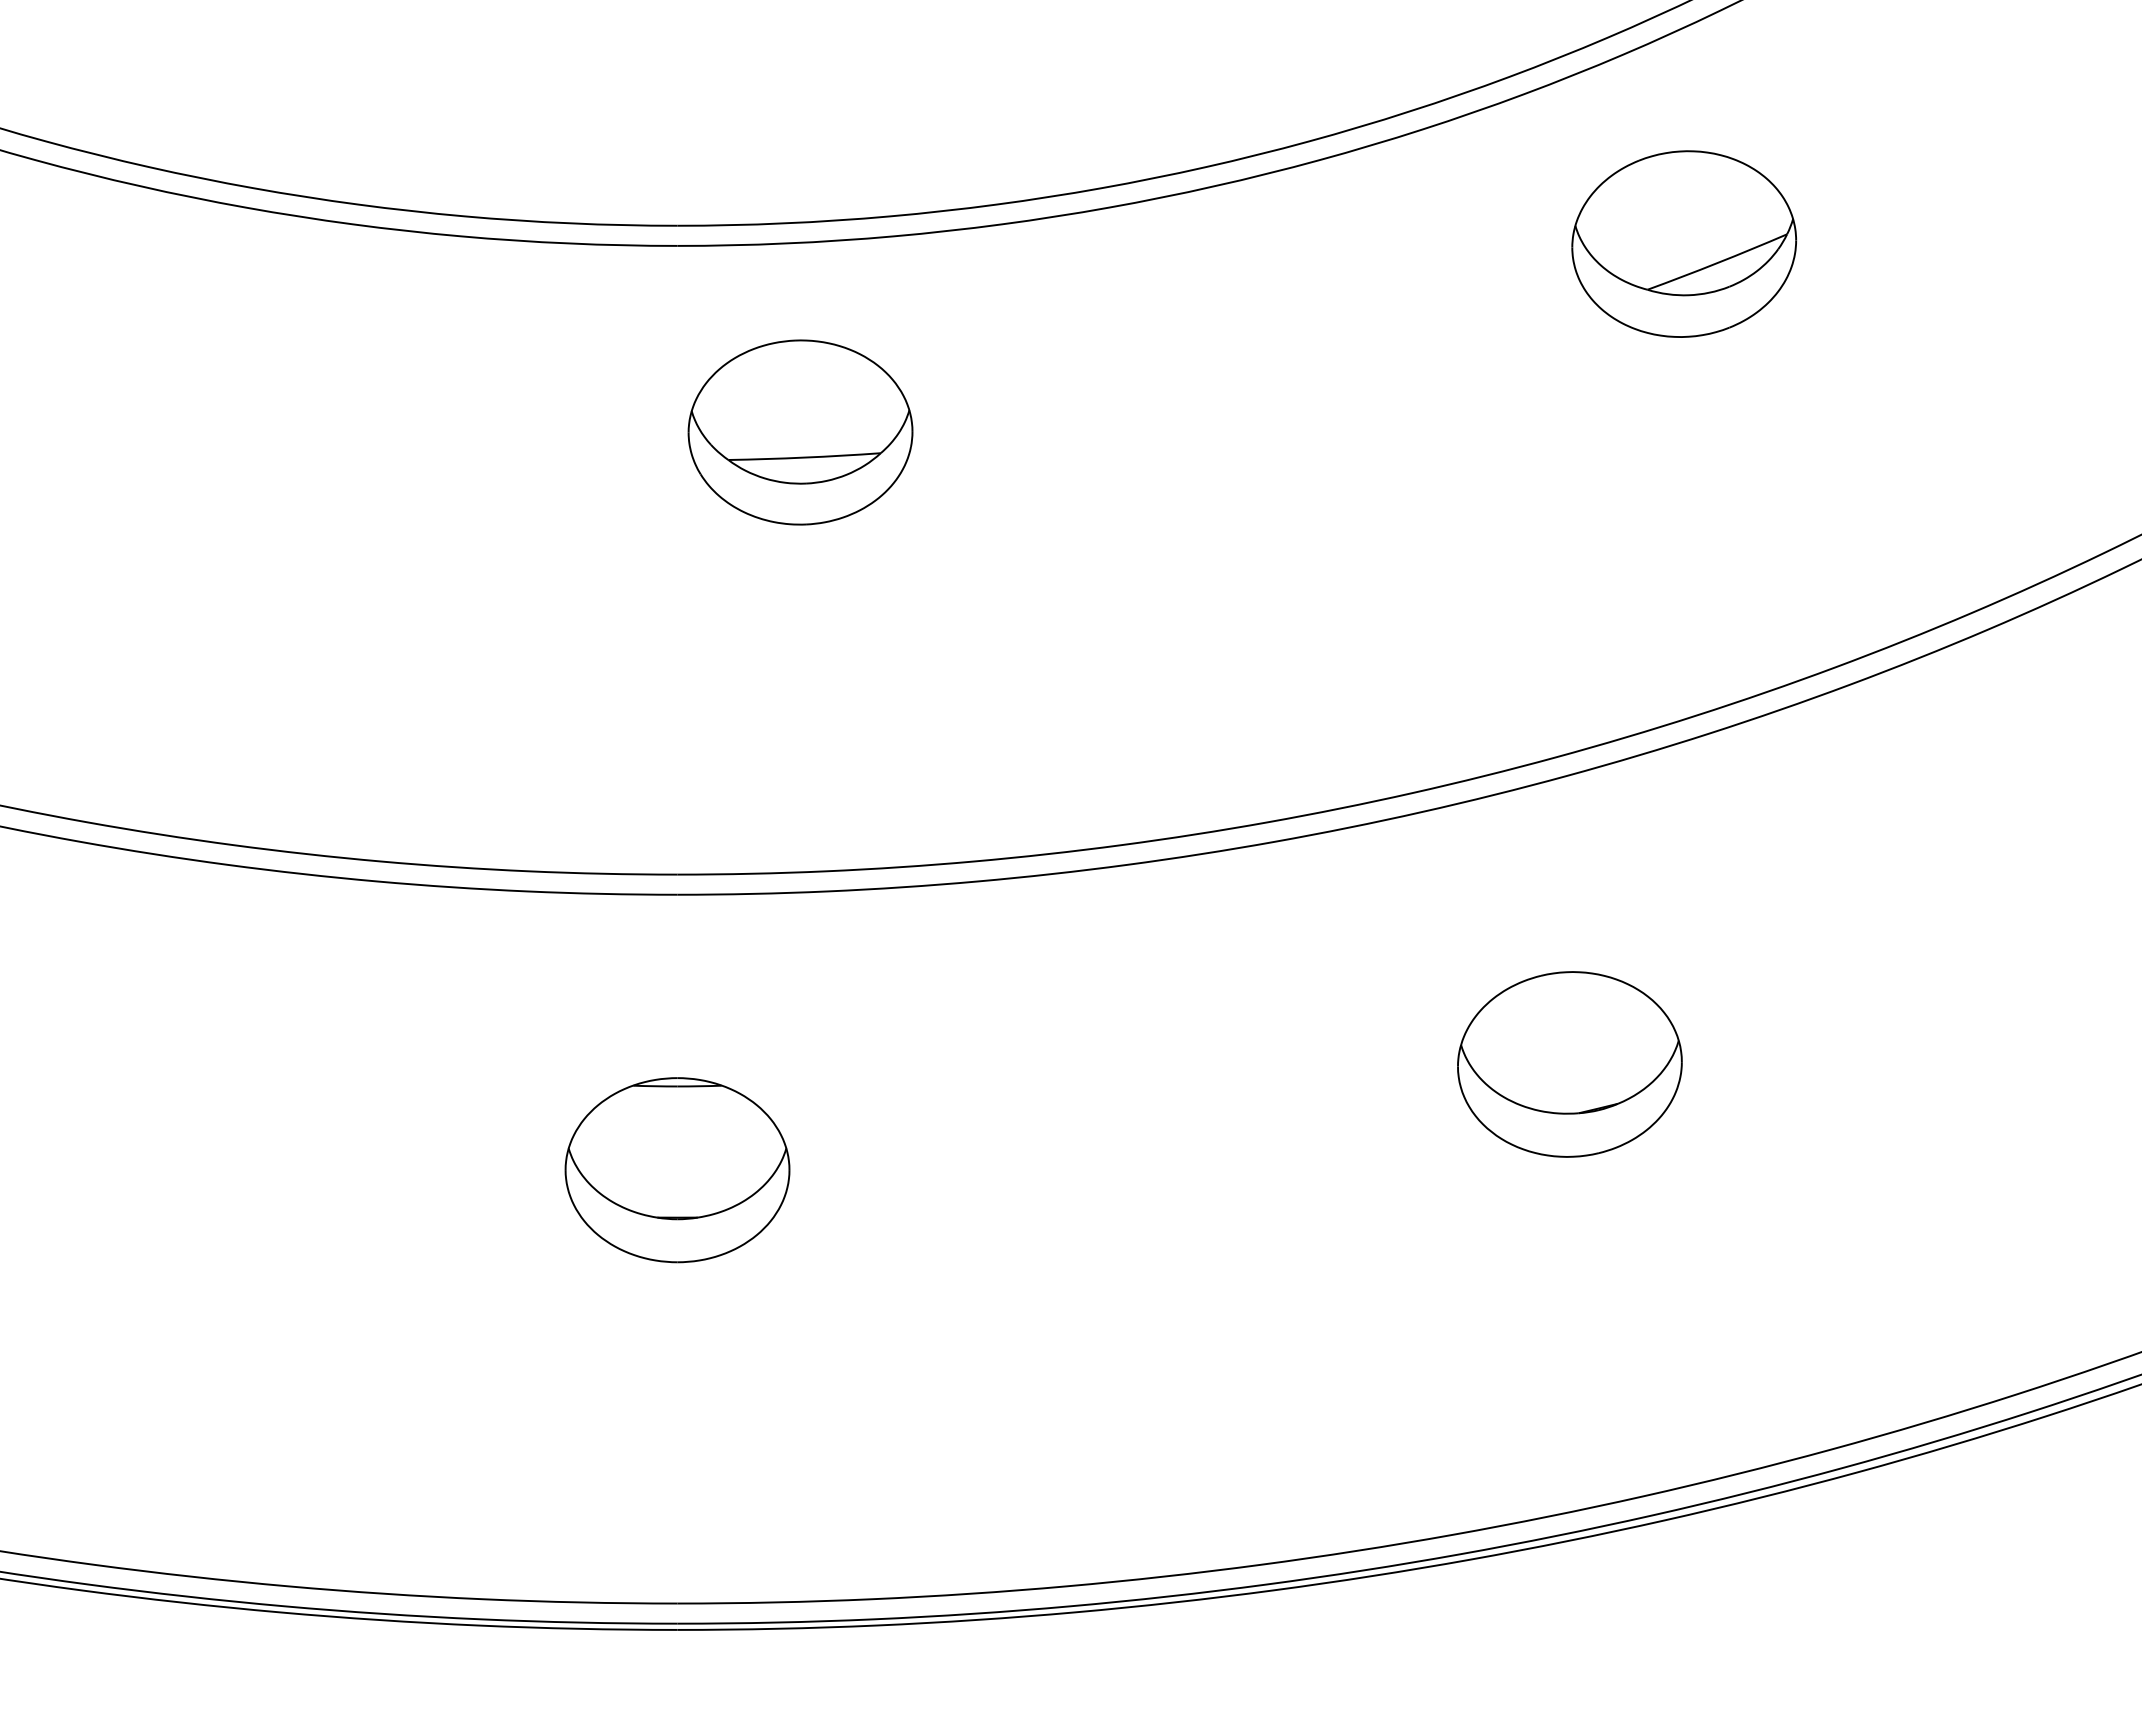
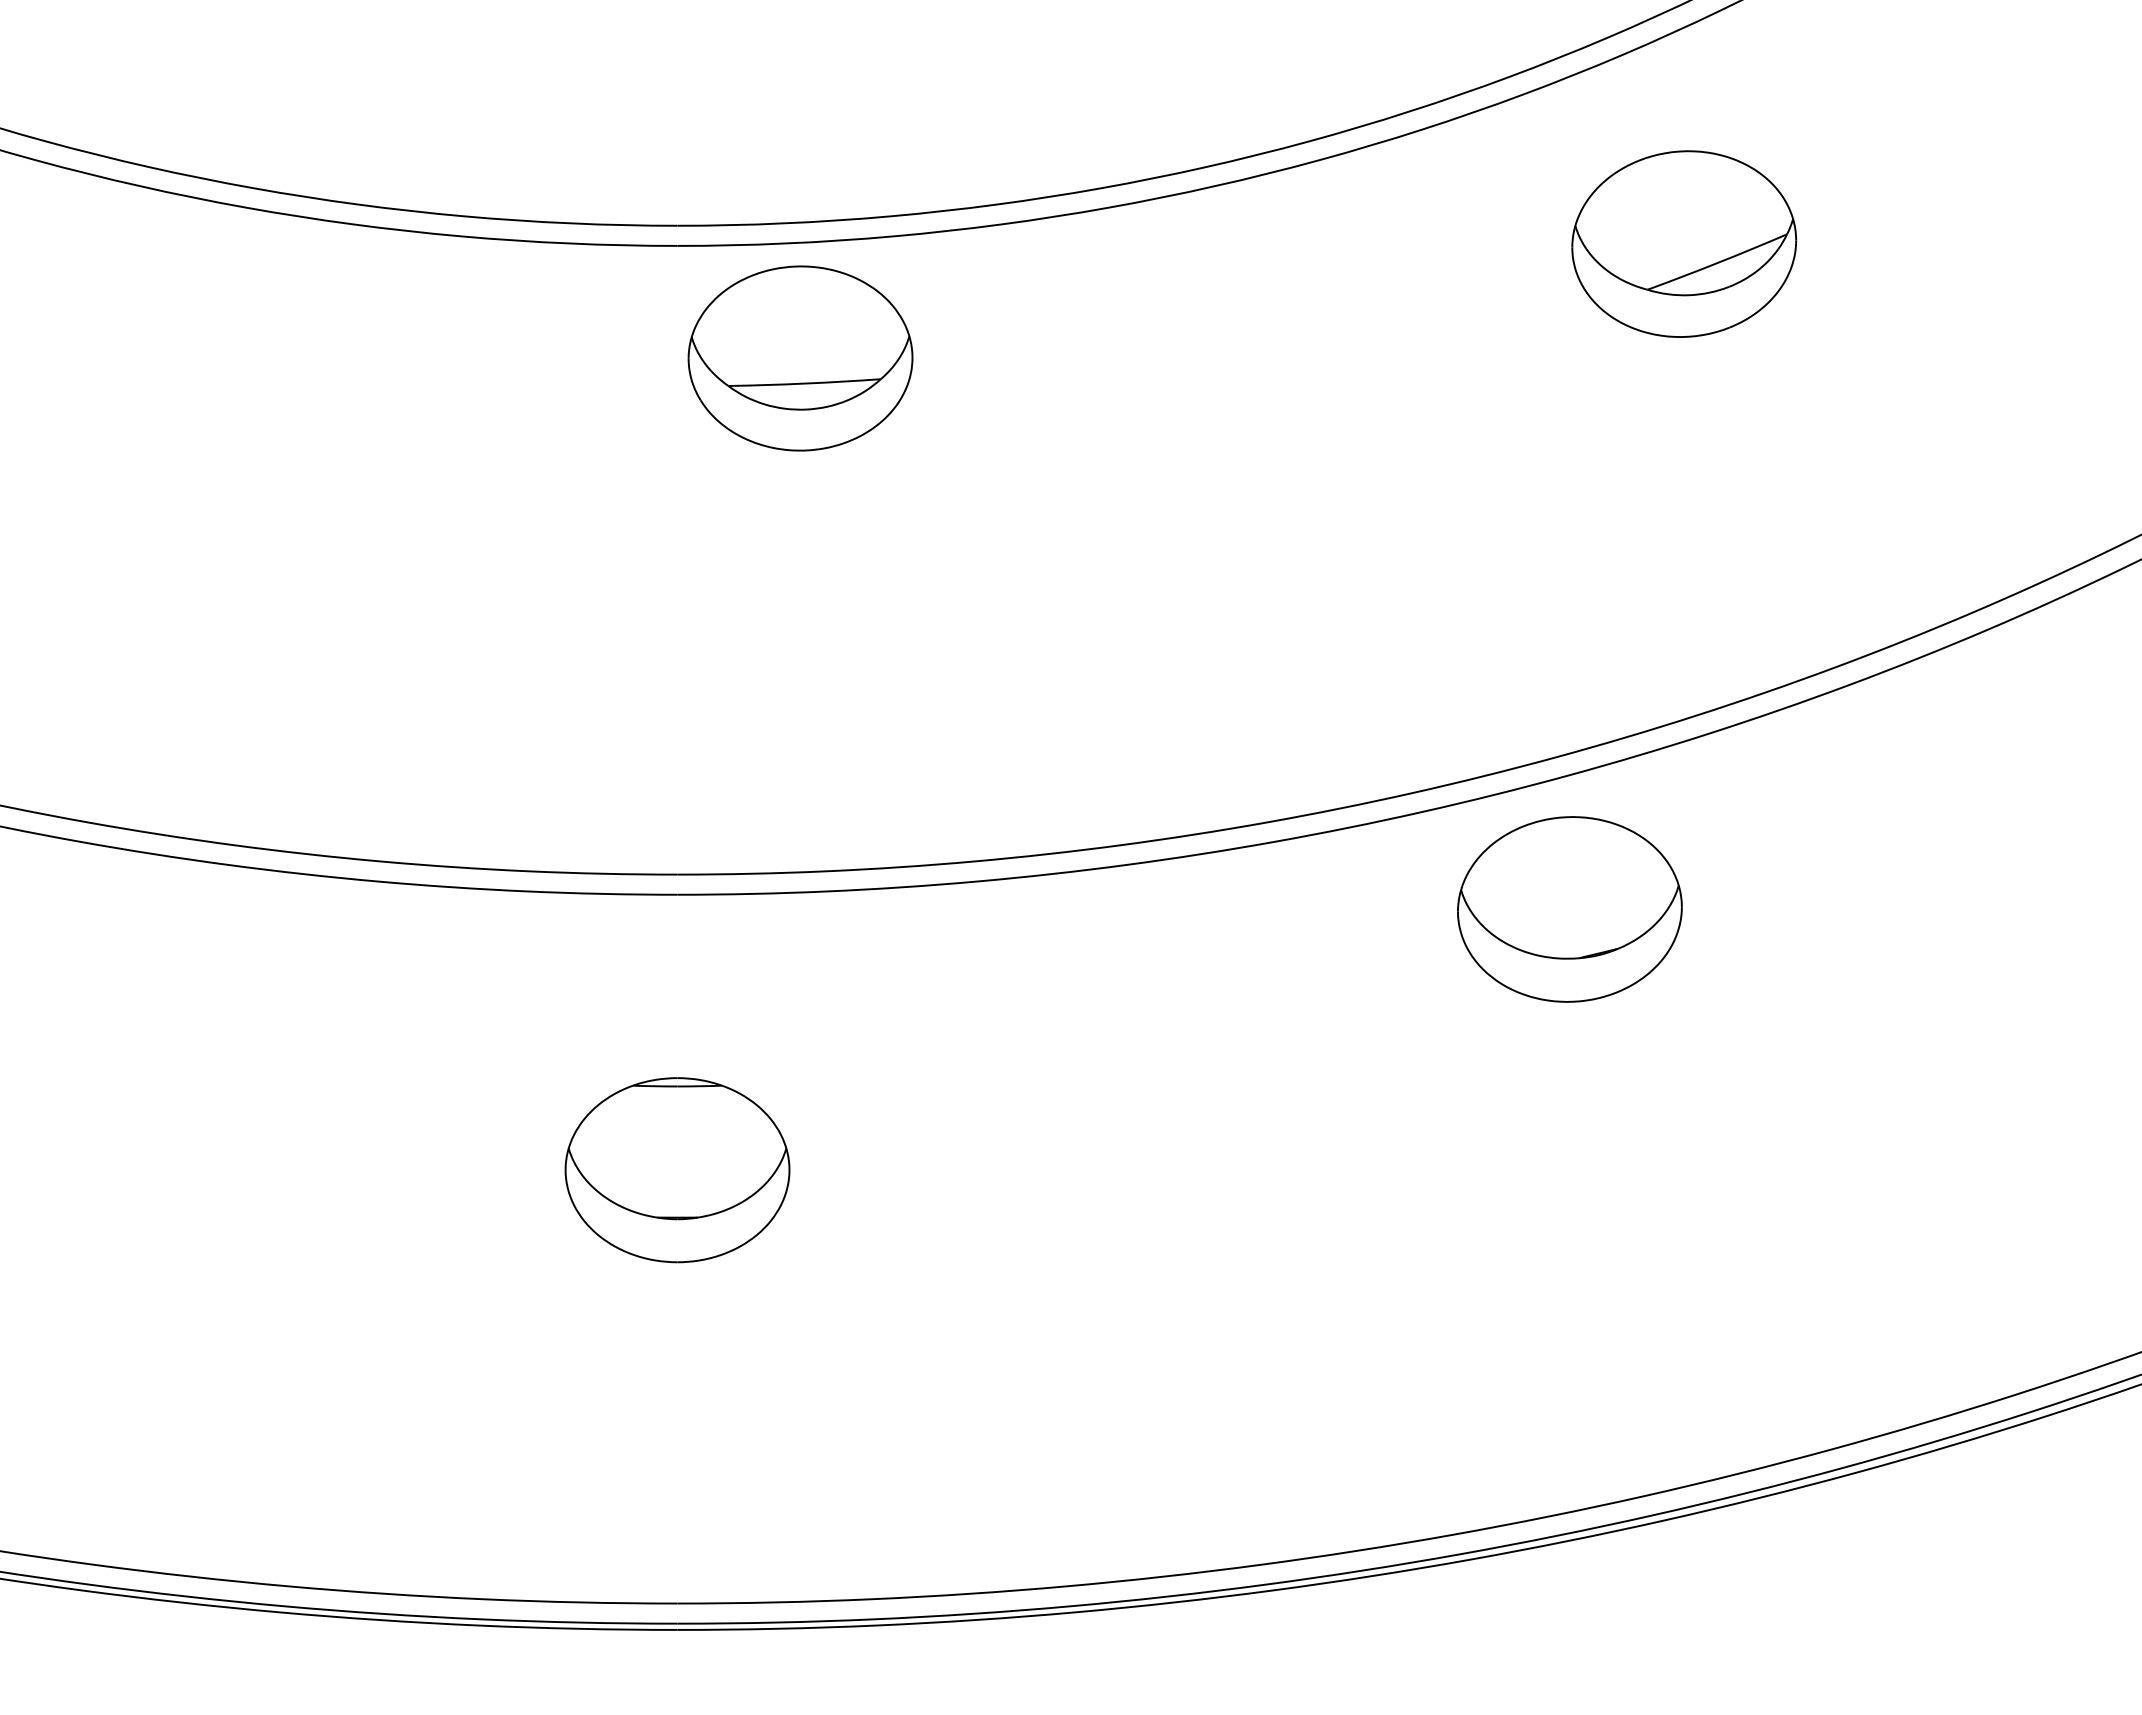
part position: (800, 432) -> (800, 358) (800, 358)
part position: (1569, 1064) -> (1569, 909) (1569, 909)
